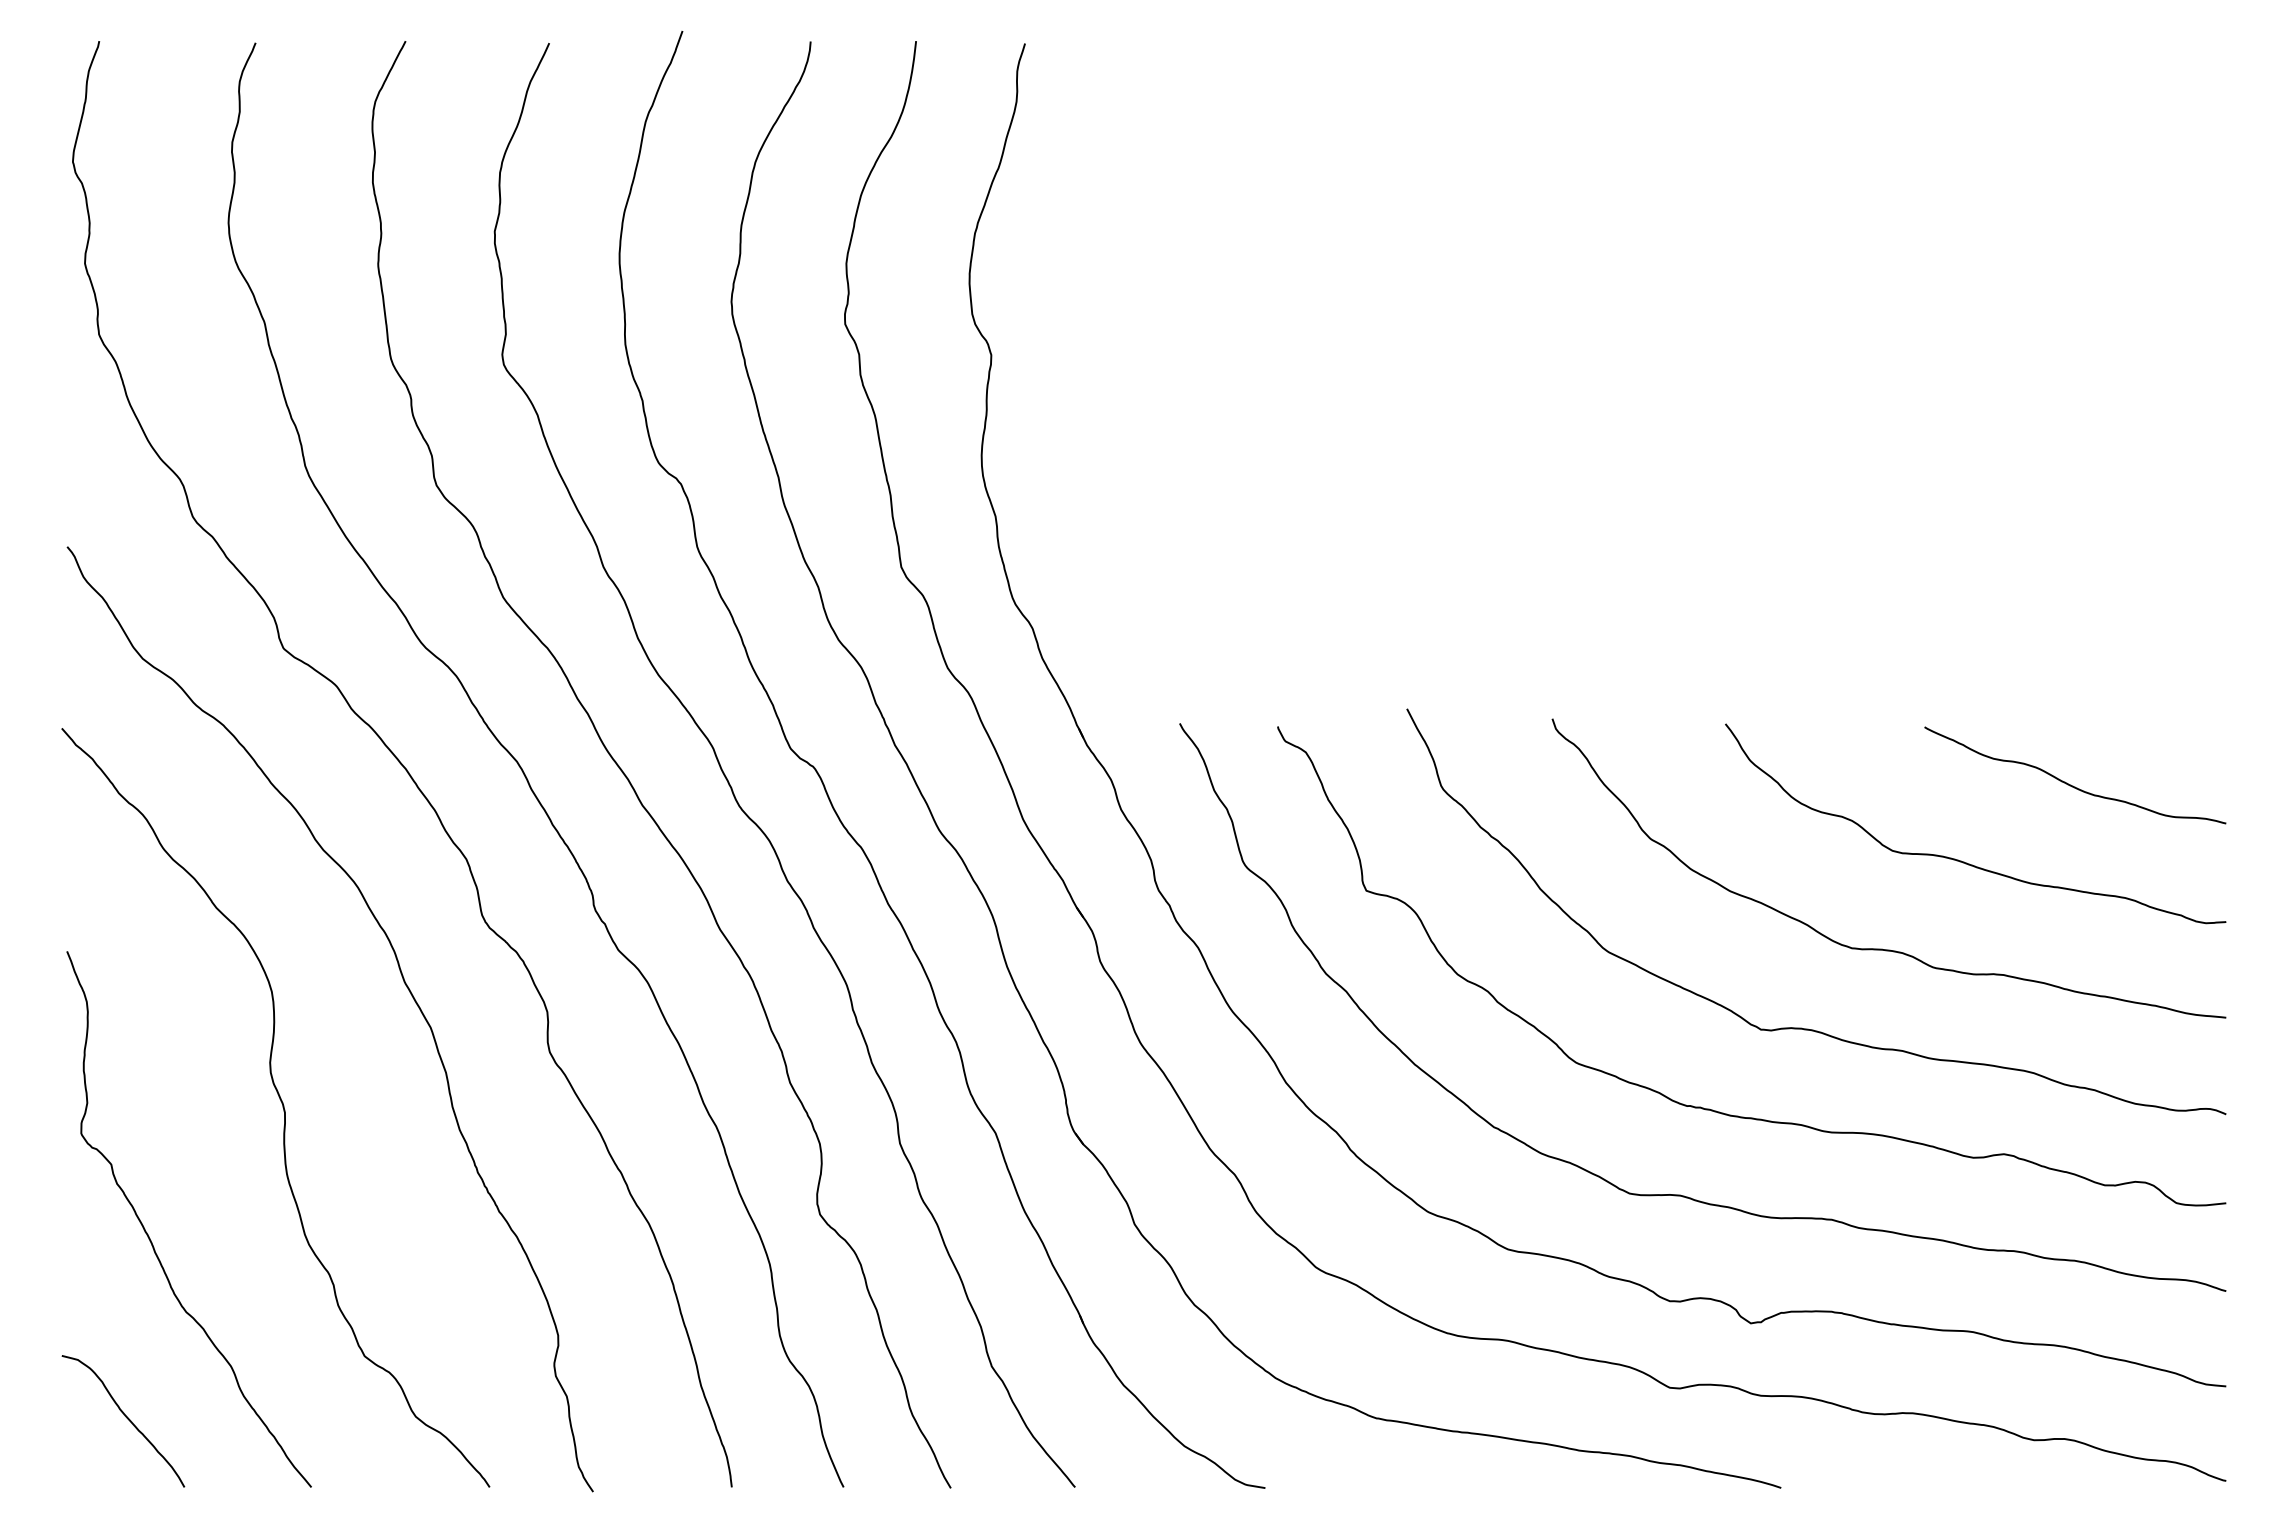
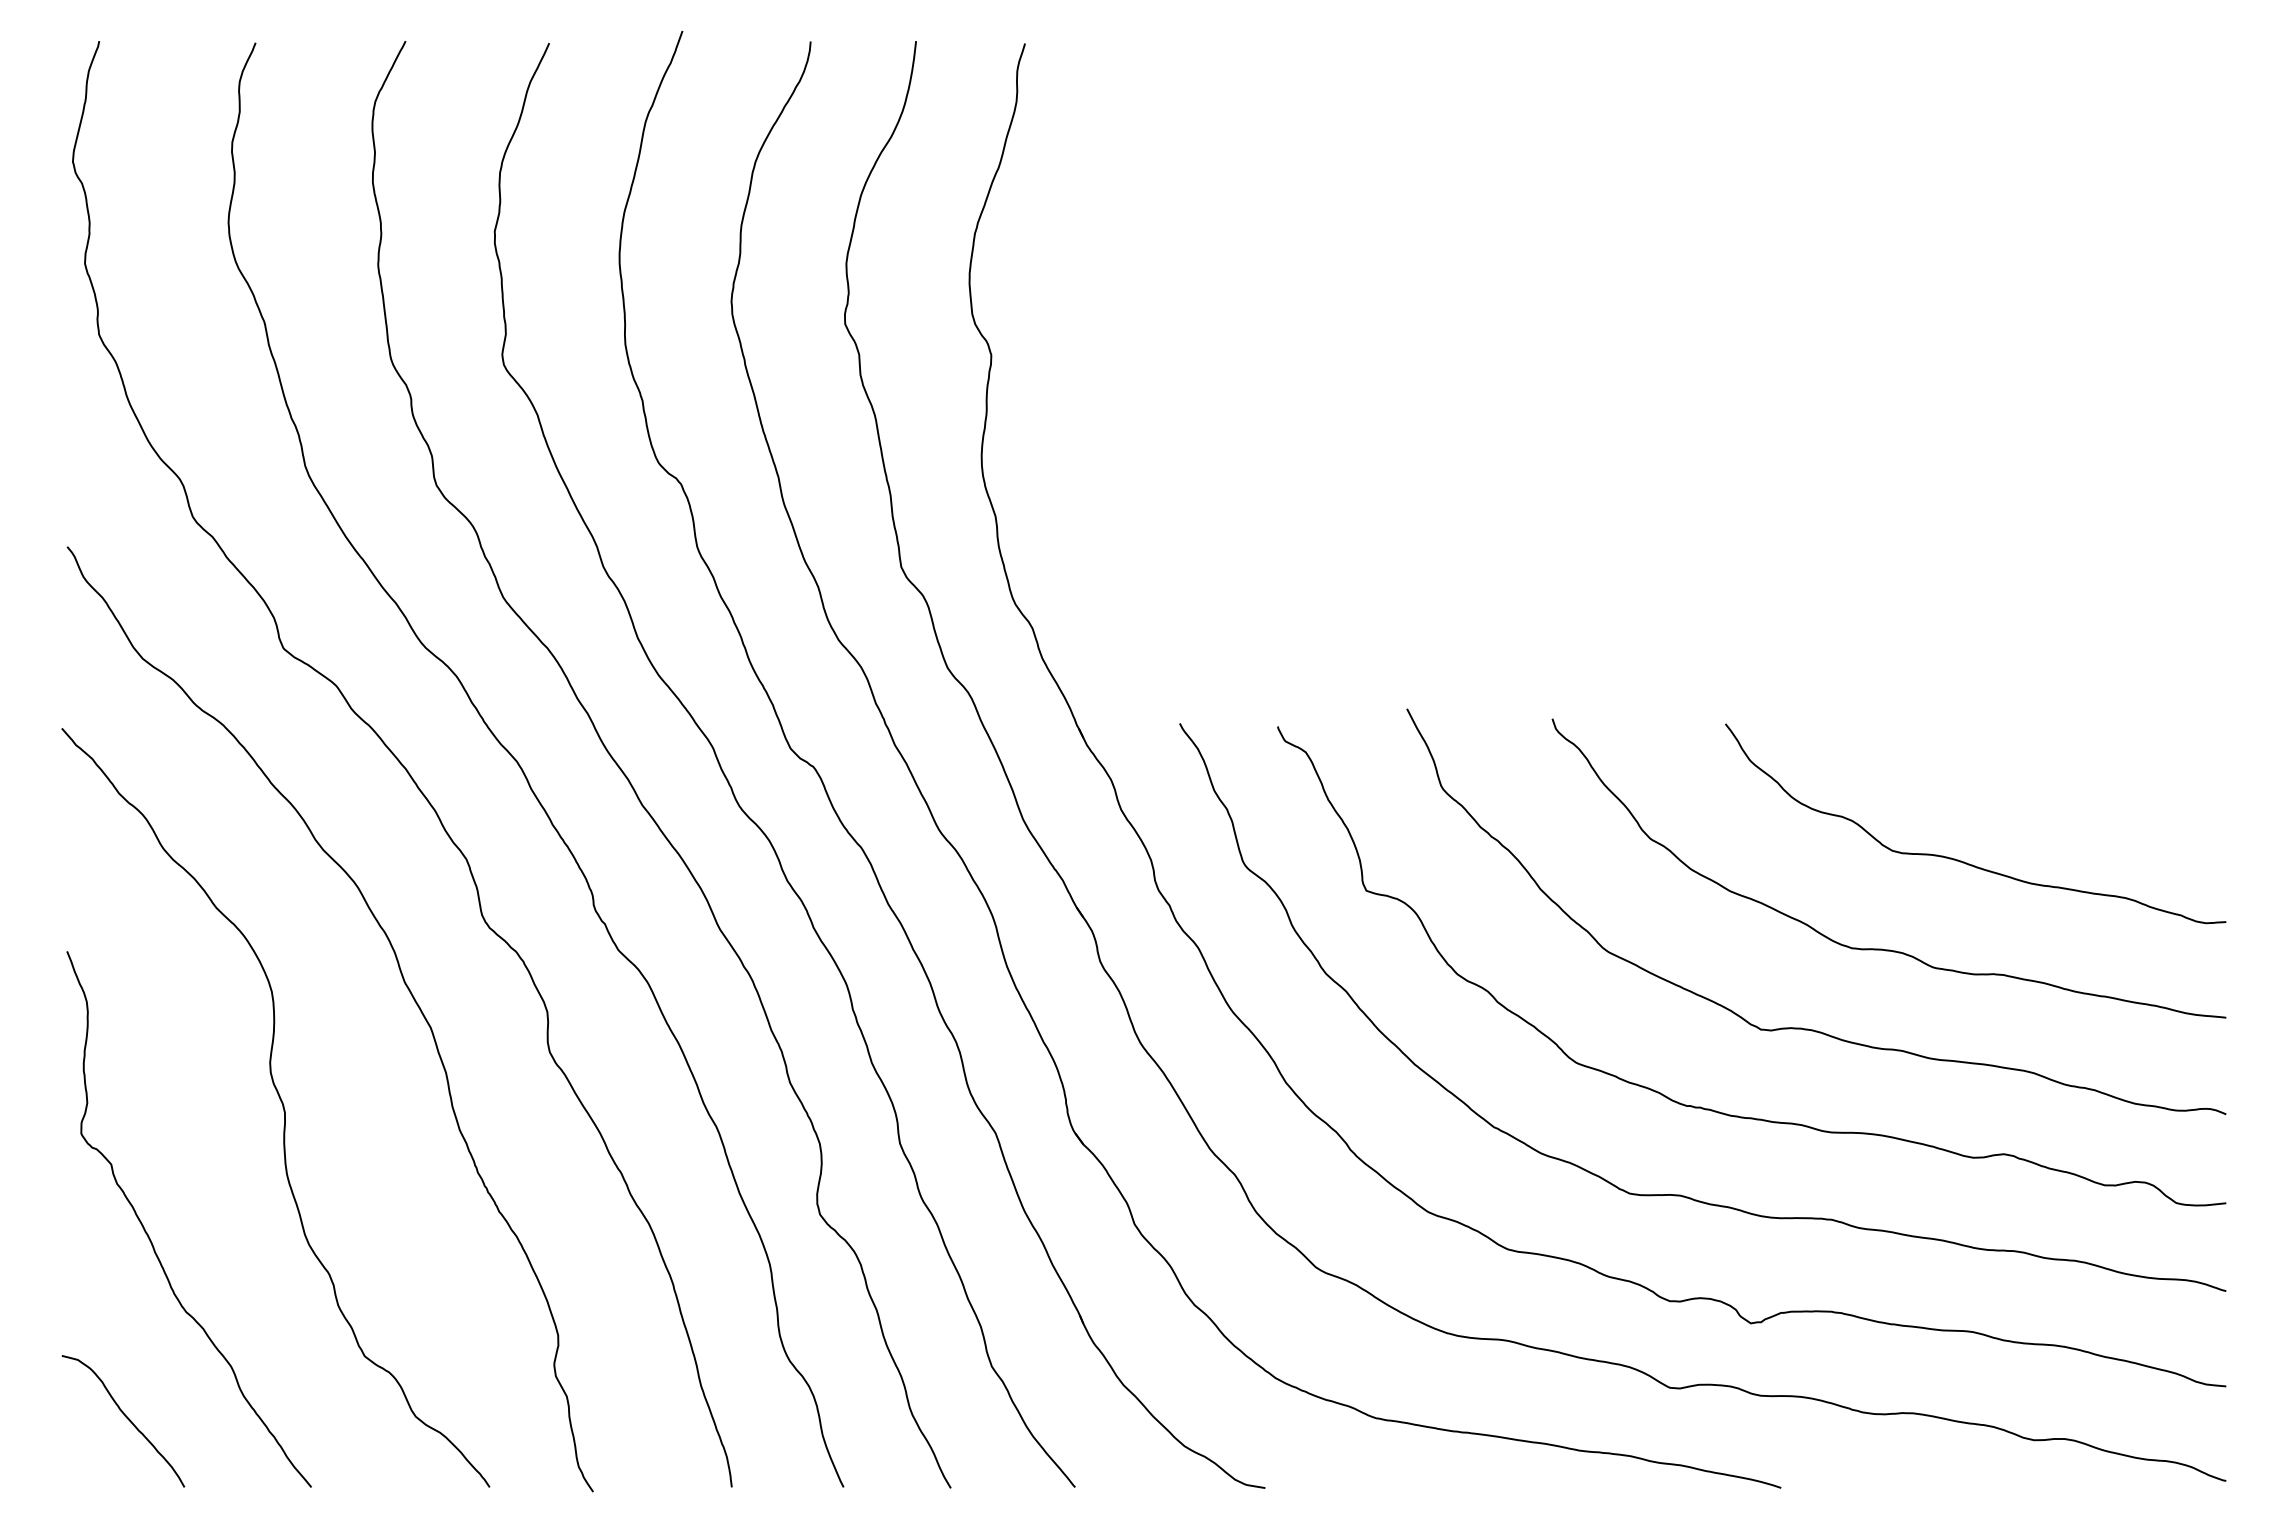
curve: present -> none (2073, 785)
